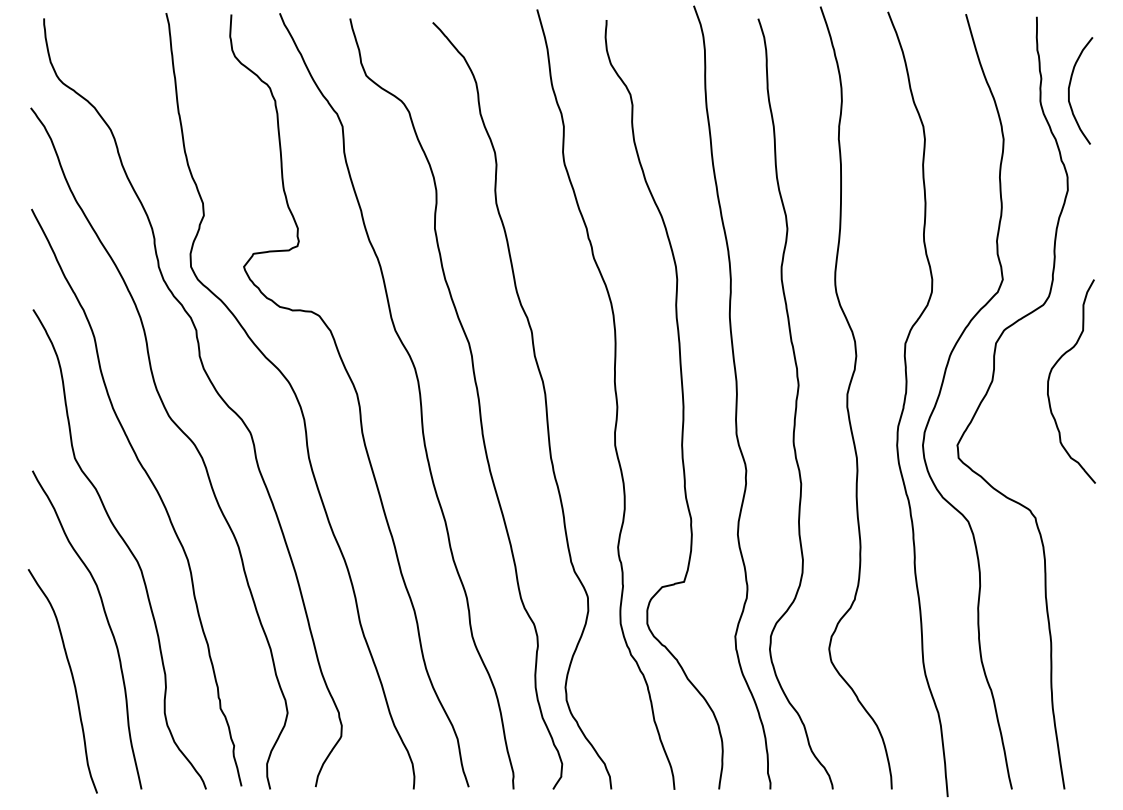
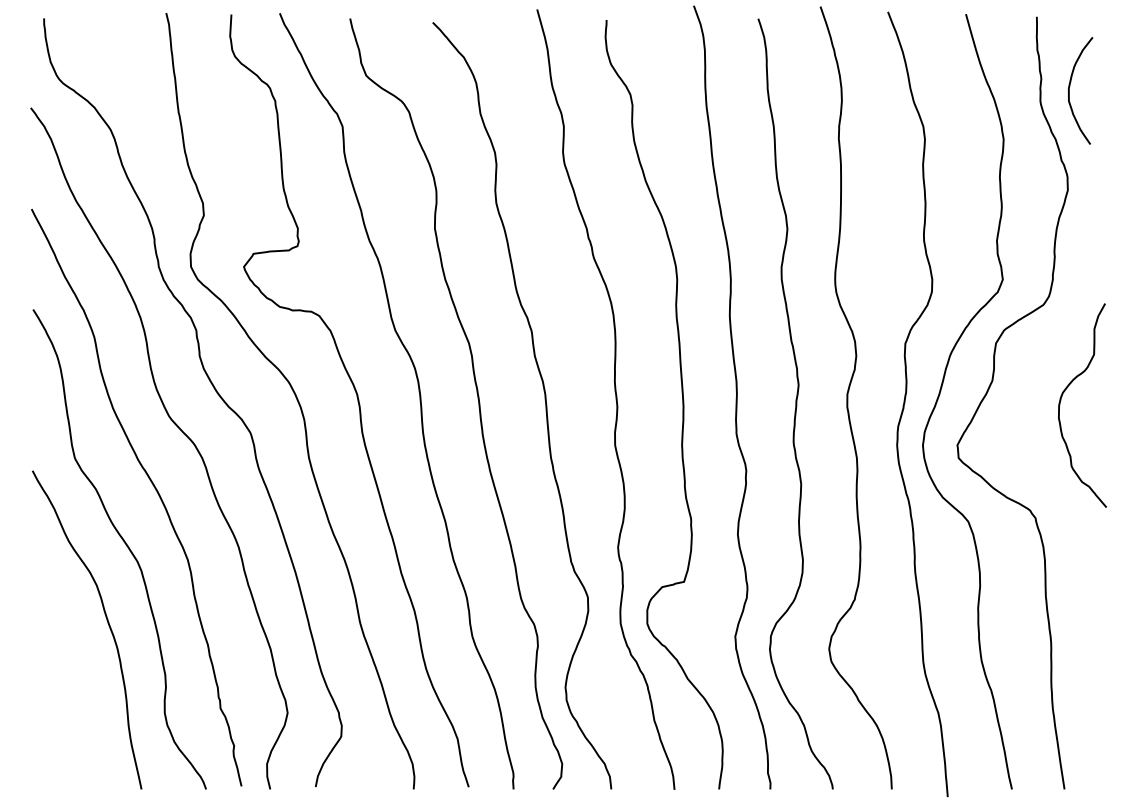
curve position: (1050, 376) -> (1061, 400) (1061, 400)
curve: present -> none (72, 681)
